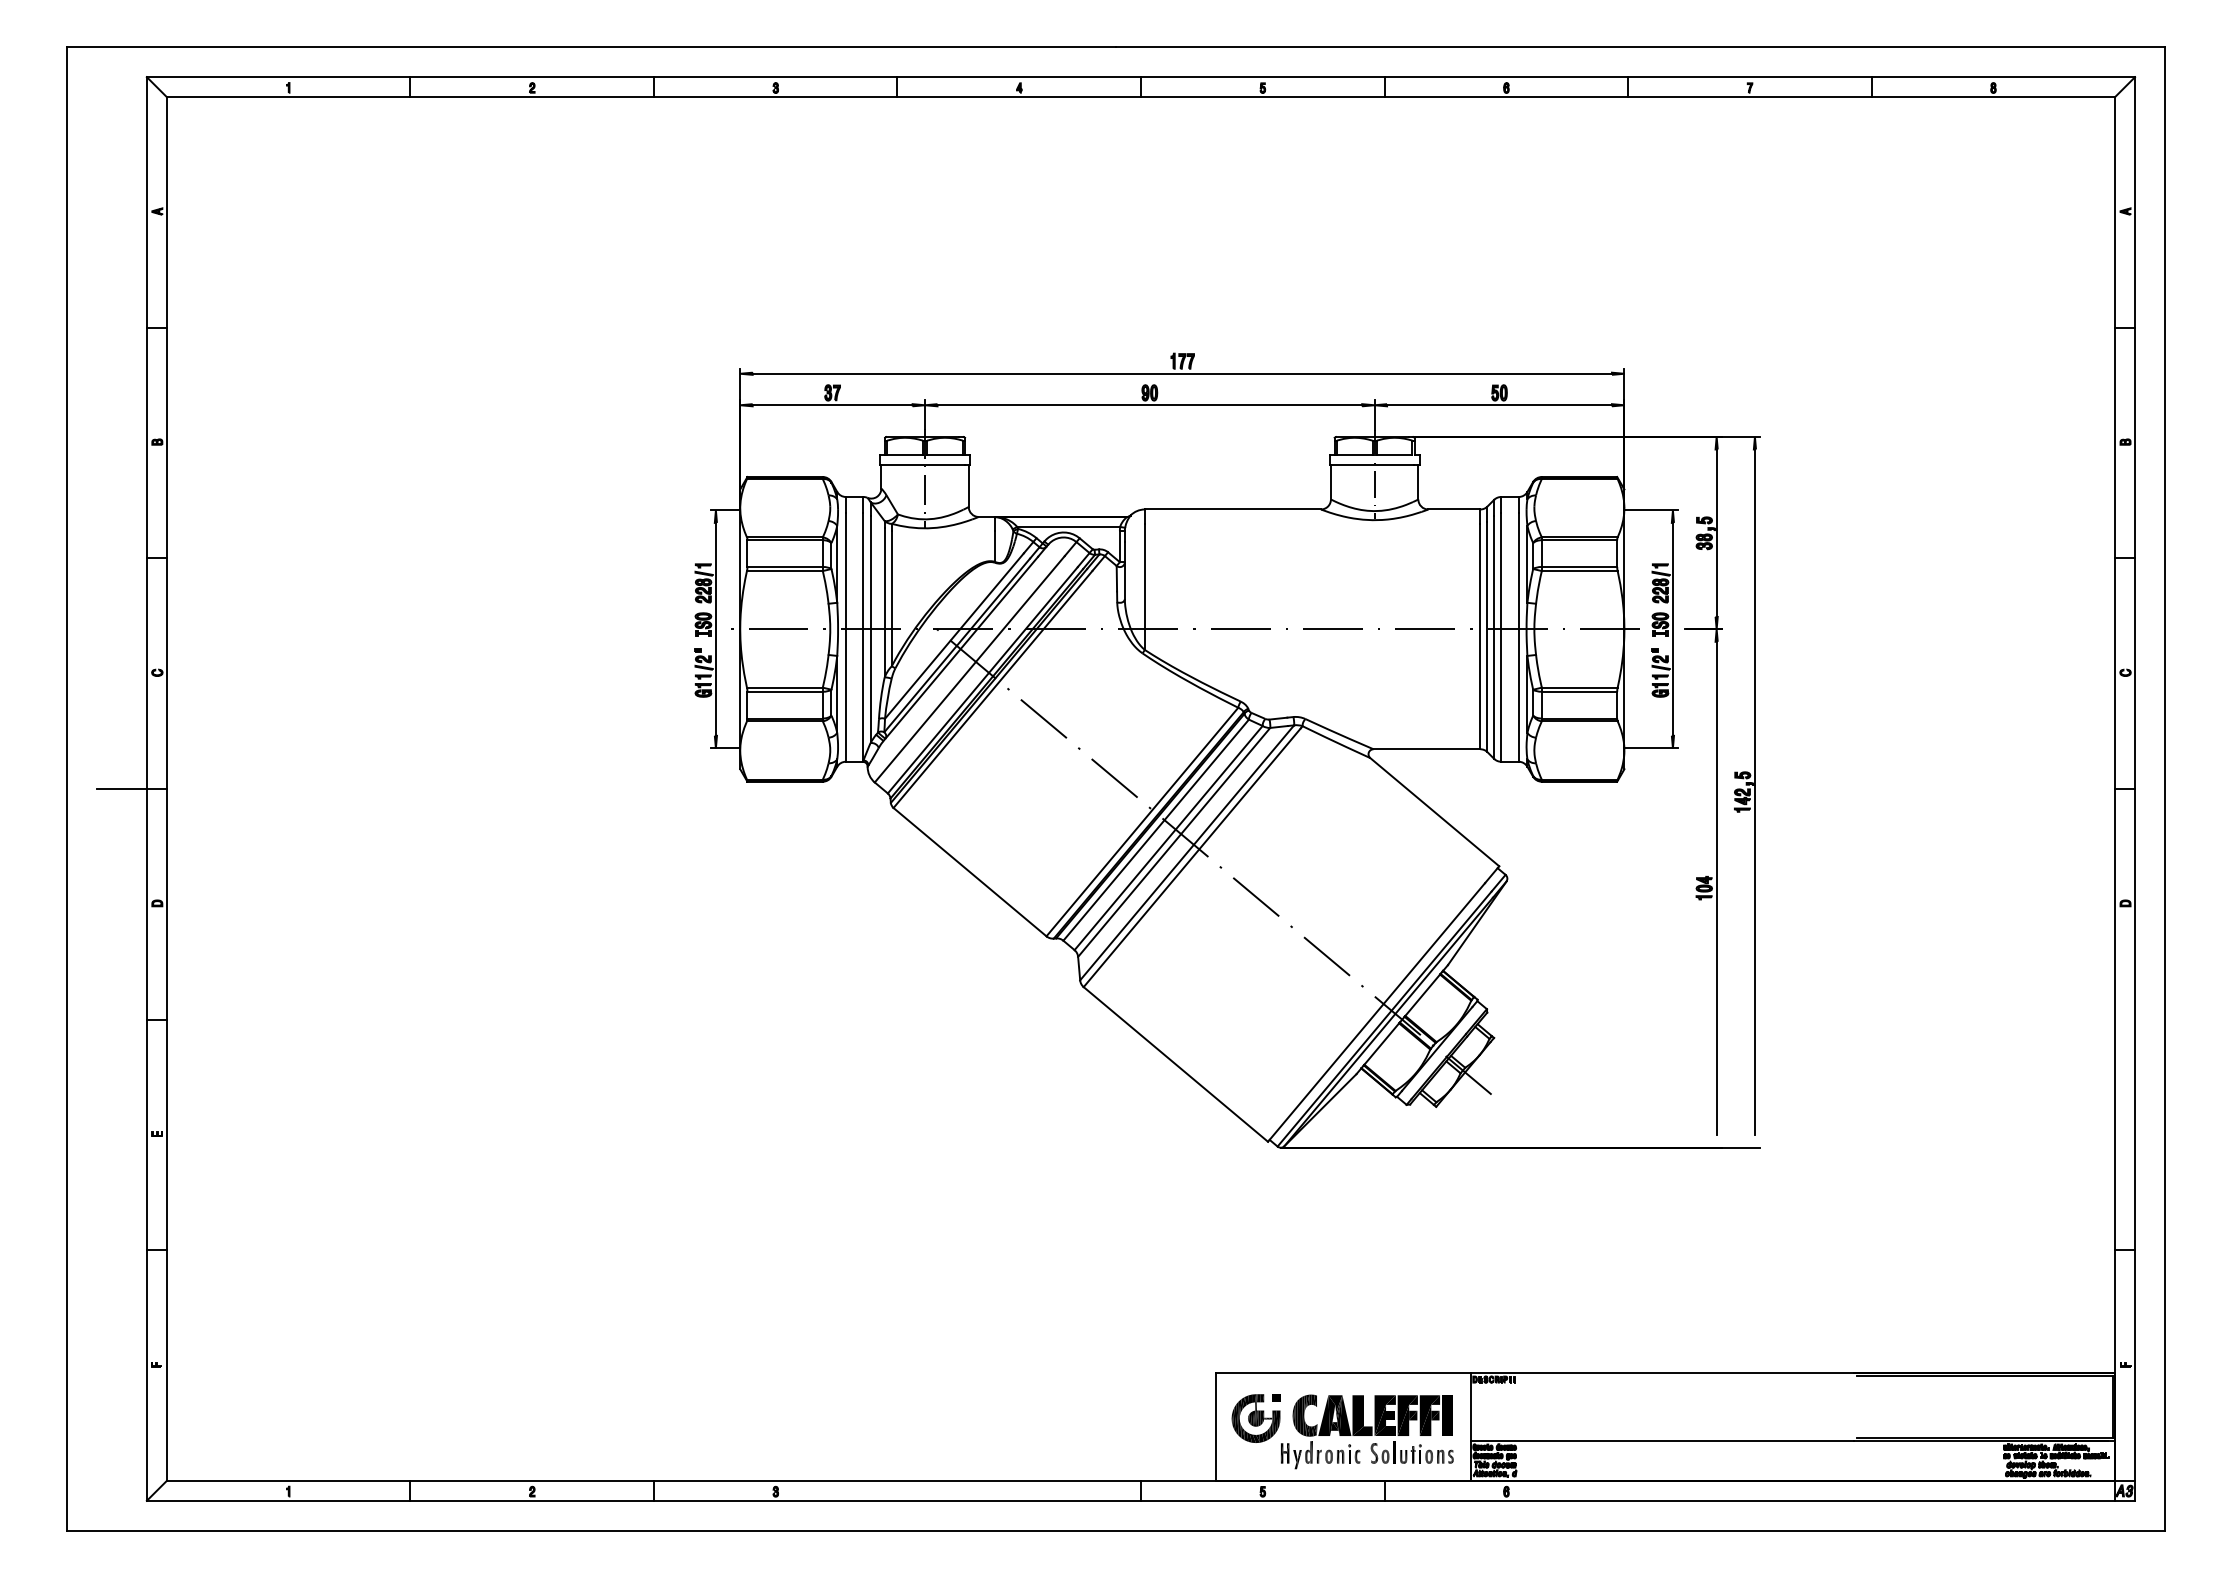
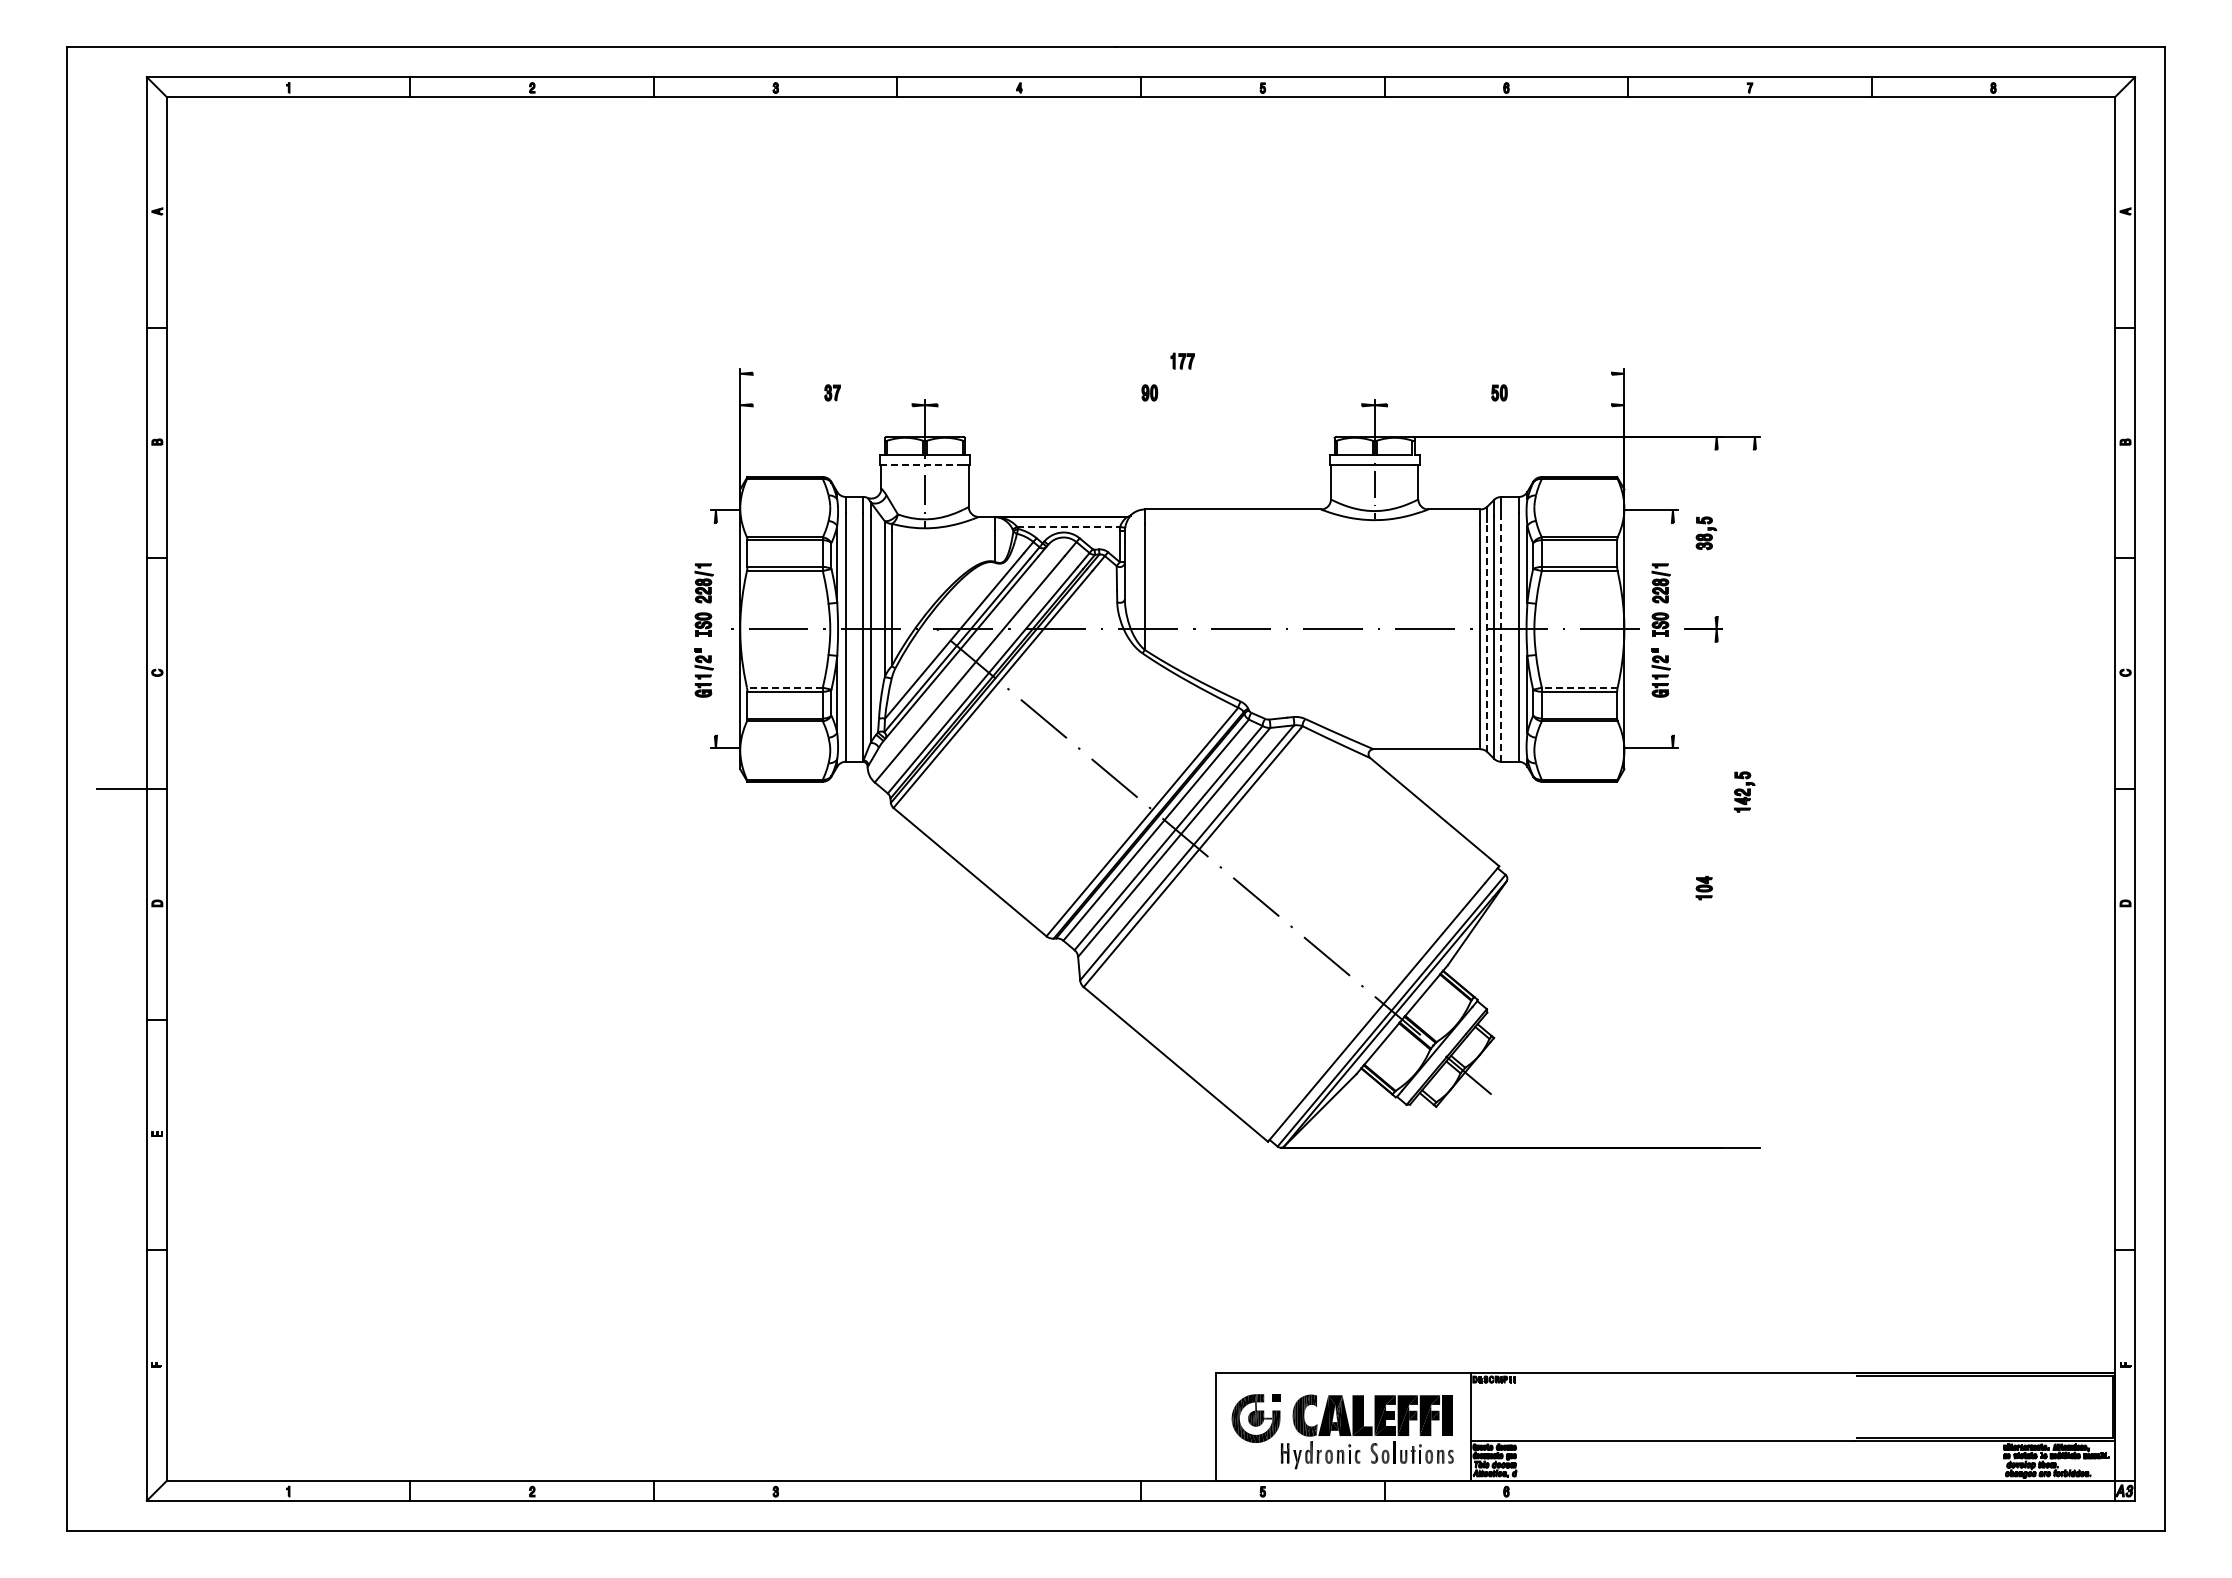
line: present -> none (1181, 373)
line: present -> none (832, 405)
line: present -> none (1149, 405)
line: present -> none (1499, 405)
line: solid -> dashed (922, 464)
line: solid -> dashed (1069, 527)
line: present -> none (1716, 532)
line: present -> none (715, 628)
line: present -> none (1672, 628)
line: solid -> dashed (1487, 636)
line: solid -> dashed (1501, 636)
line: solid -> dashed (784, 687)
line: solid -> dashed (1579, 687)
line: present -> none (1754, 792)
line: present -> none (1716, 888)
